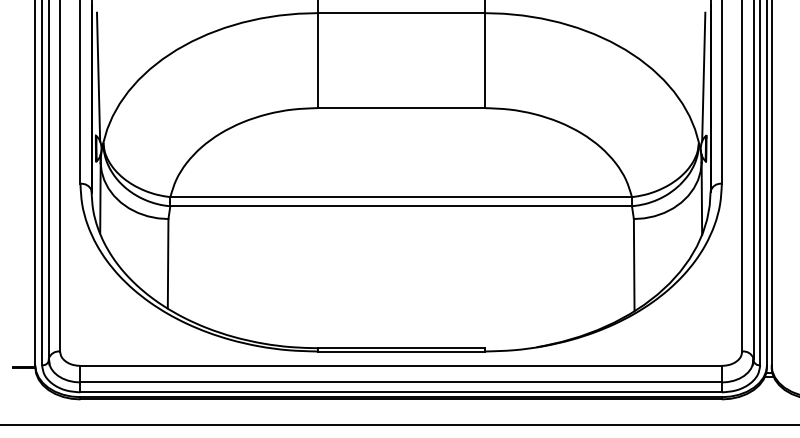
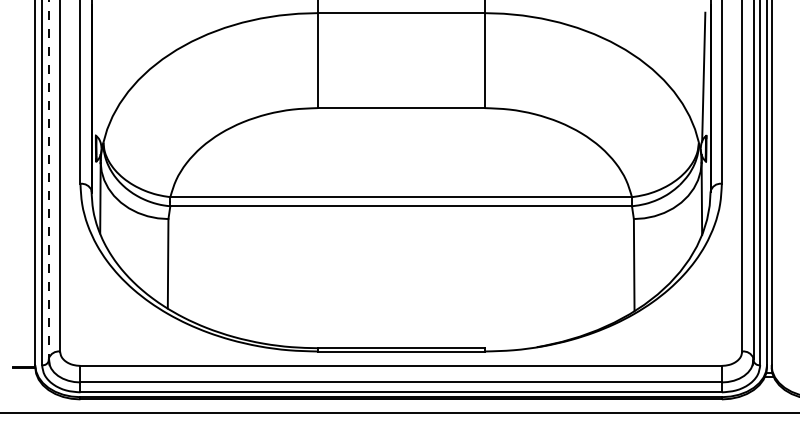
line: present -> none (98, 76)
line: solid -> dashed (48, 180)
line position: (399, 424) -> (399, 412) (399, 412)
